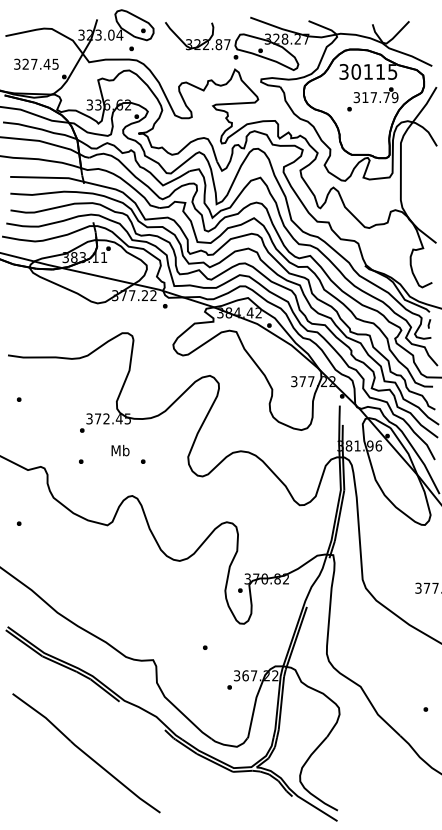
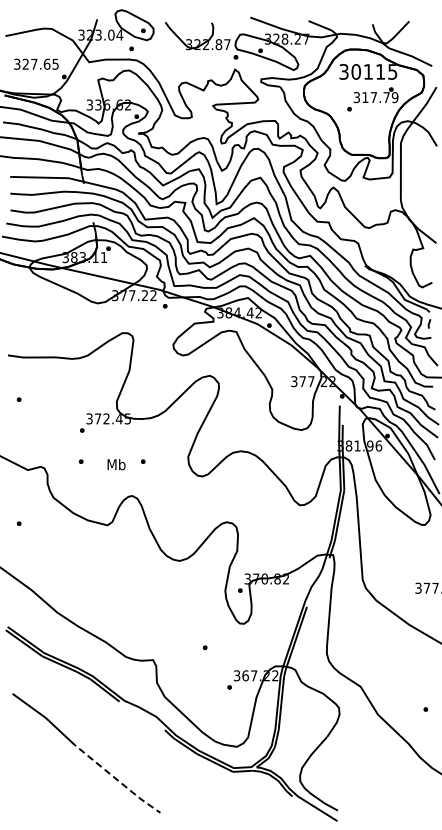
text: 327.45 -> 327.65 (46, 63)
text position: (120, 450) -> (116, 464) (116, 464)
line: solid -> dashed (115, 778)
